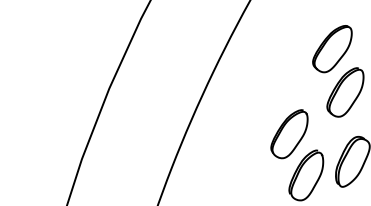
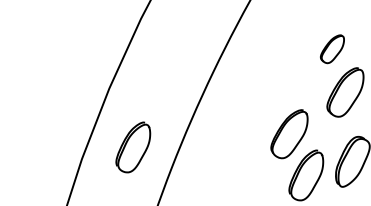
part size: 41x49 px -> 25x31 px (332, 49)
part: none -> present (133, 147)
